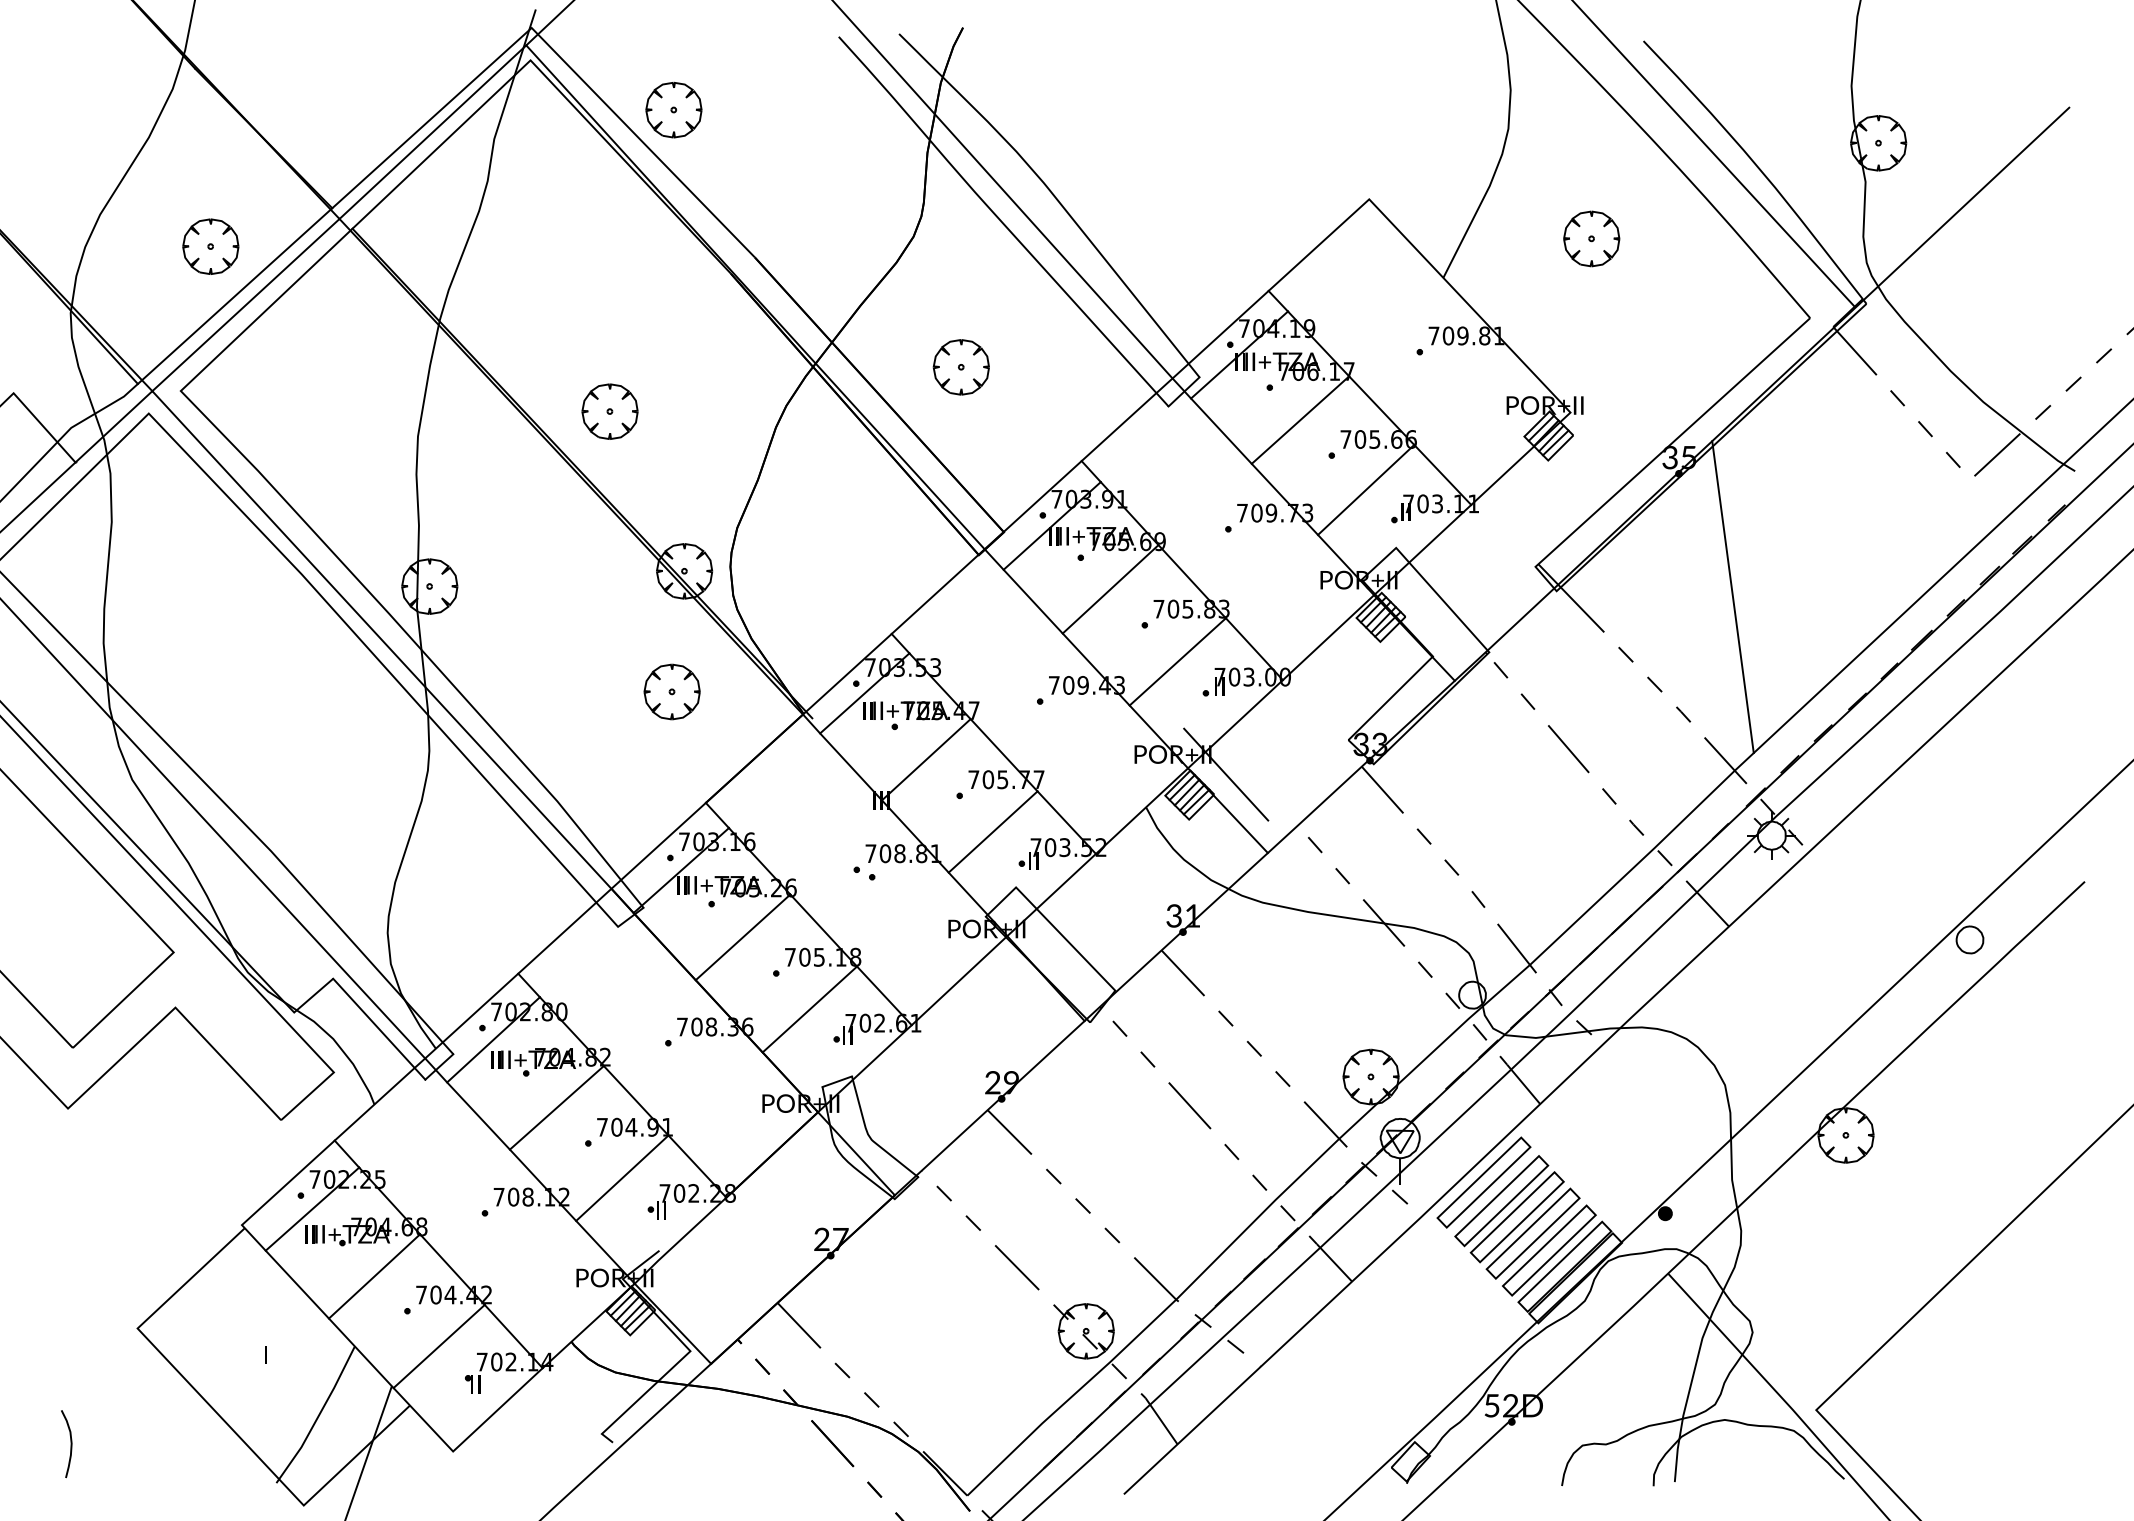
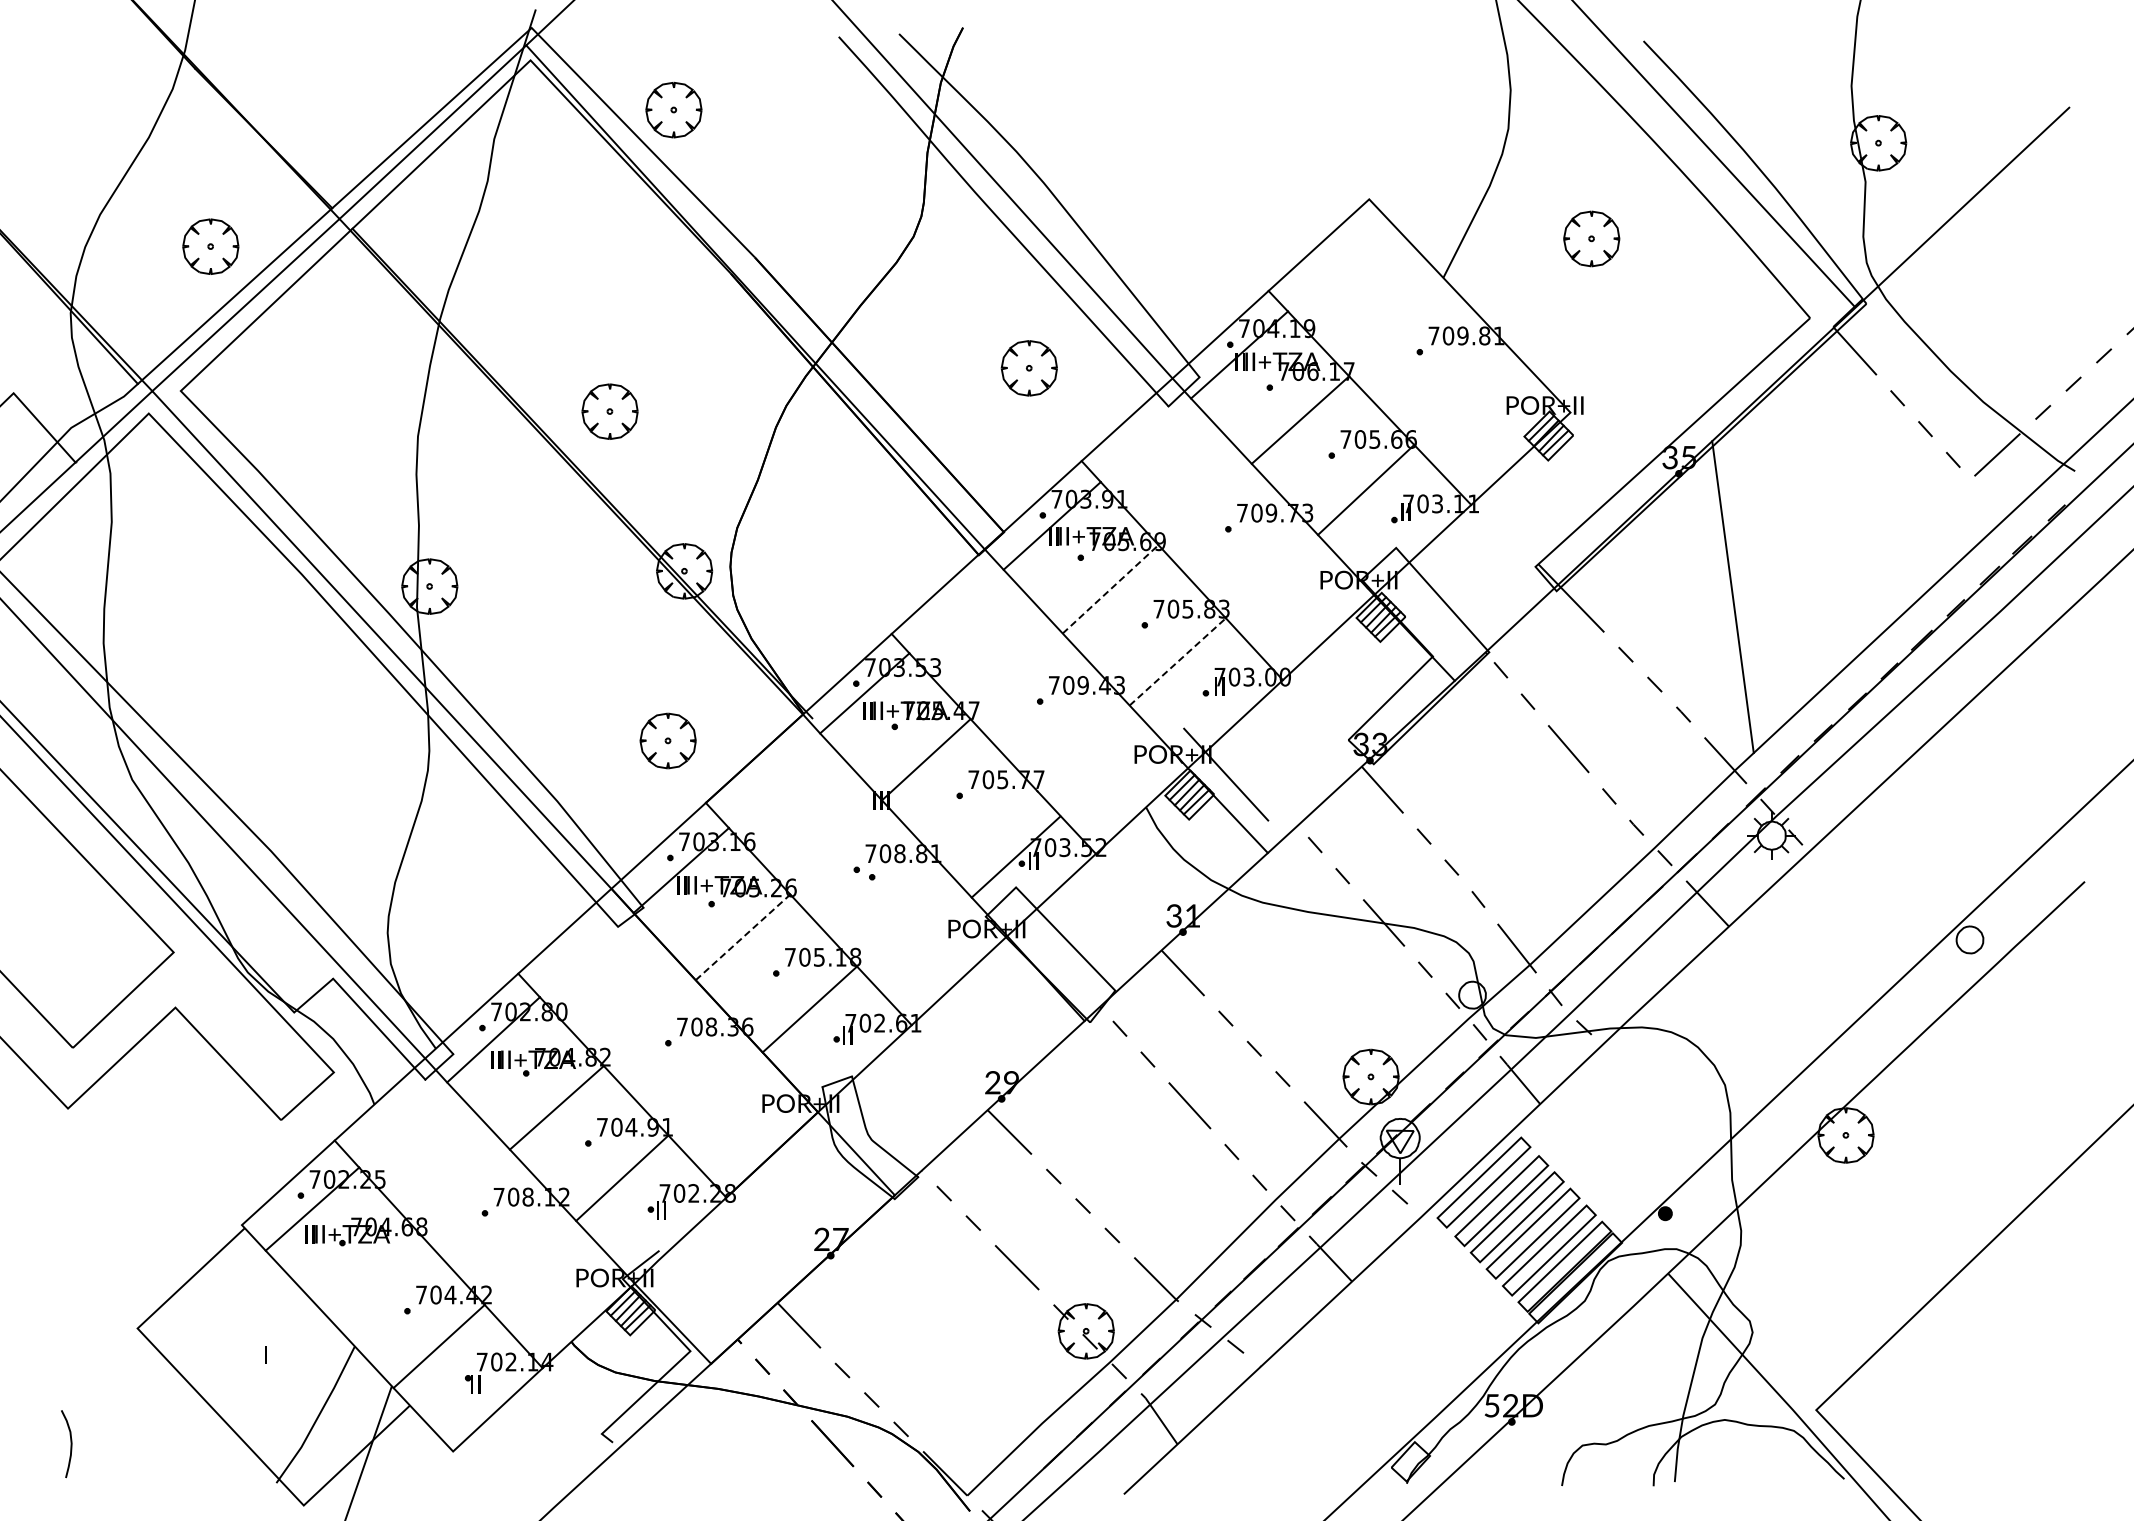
part position: (960, 367) -> (1028, 368) (1028, 368)
line: solid -> dashed (1110, 588)
line: solid -> dashed (1177, 661)
part position: (671, 691) -> (667, 740) (667, 740)
line position: (992, 831) -> (1015, 856) (1015, 856)
line: solid -> dashed (743, 937)
line: present -> none (374, 1276)
